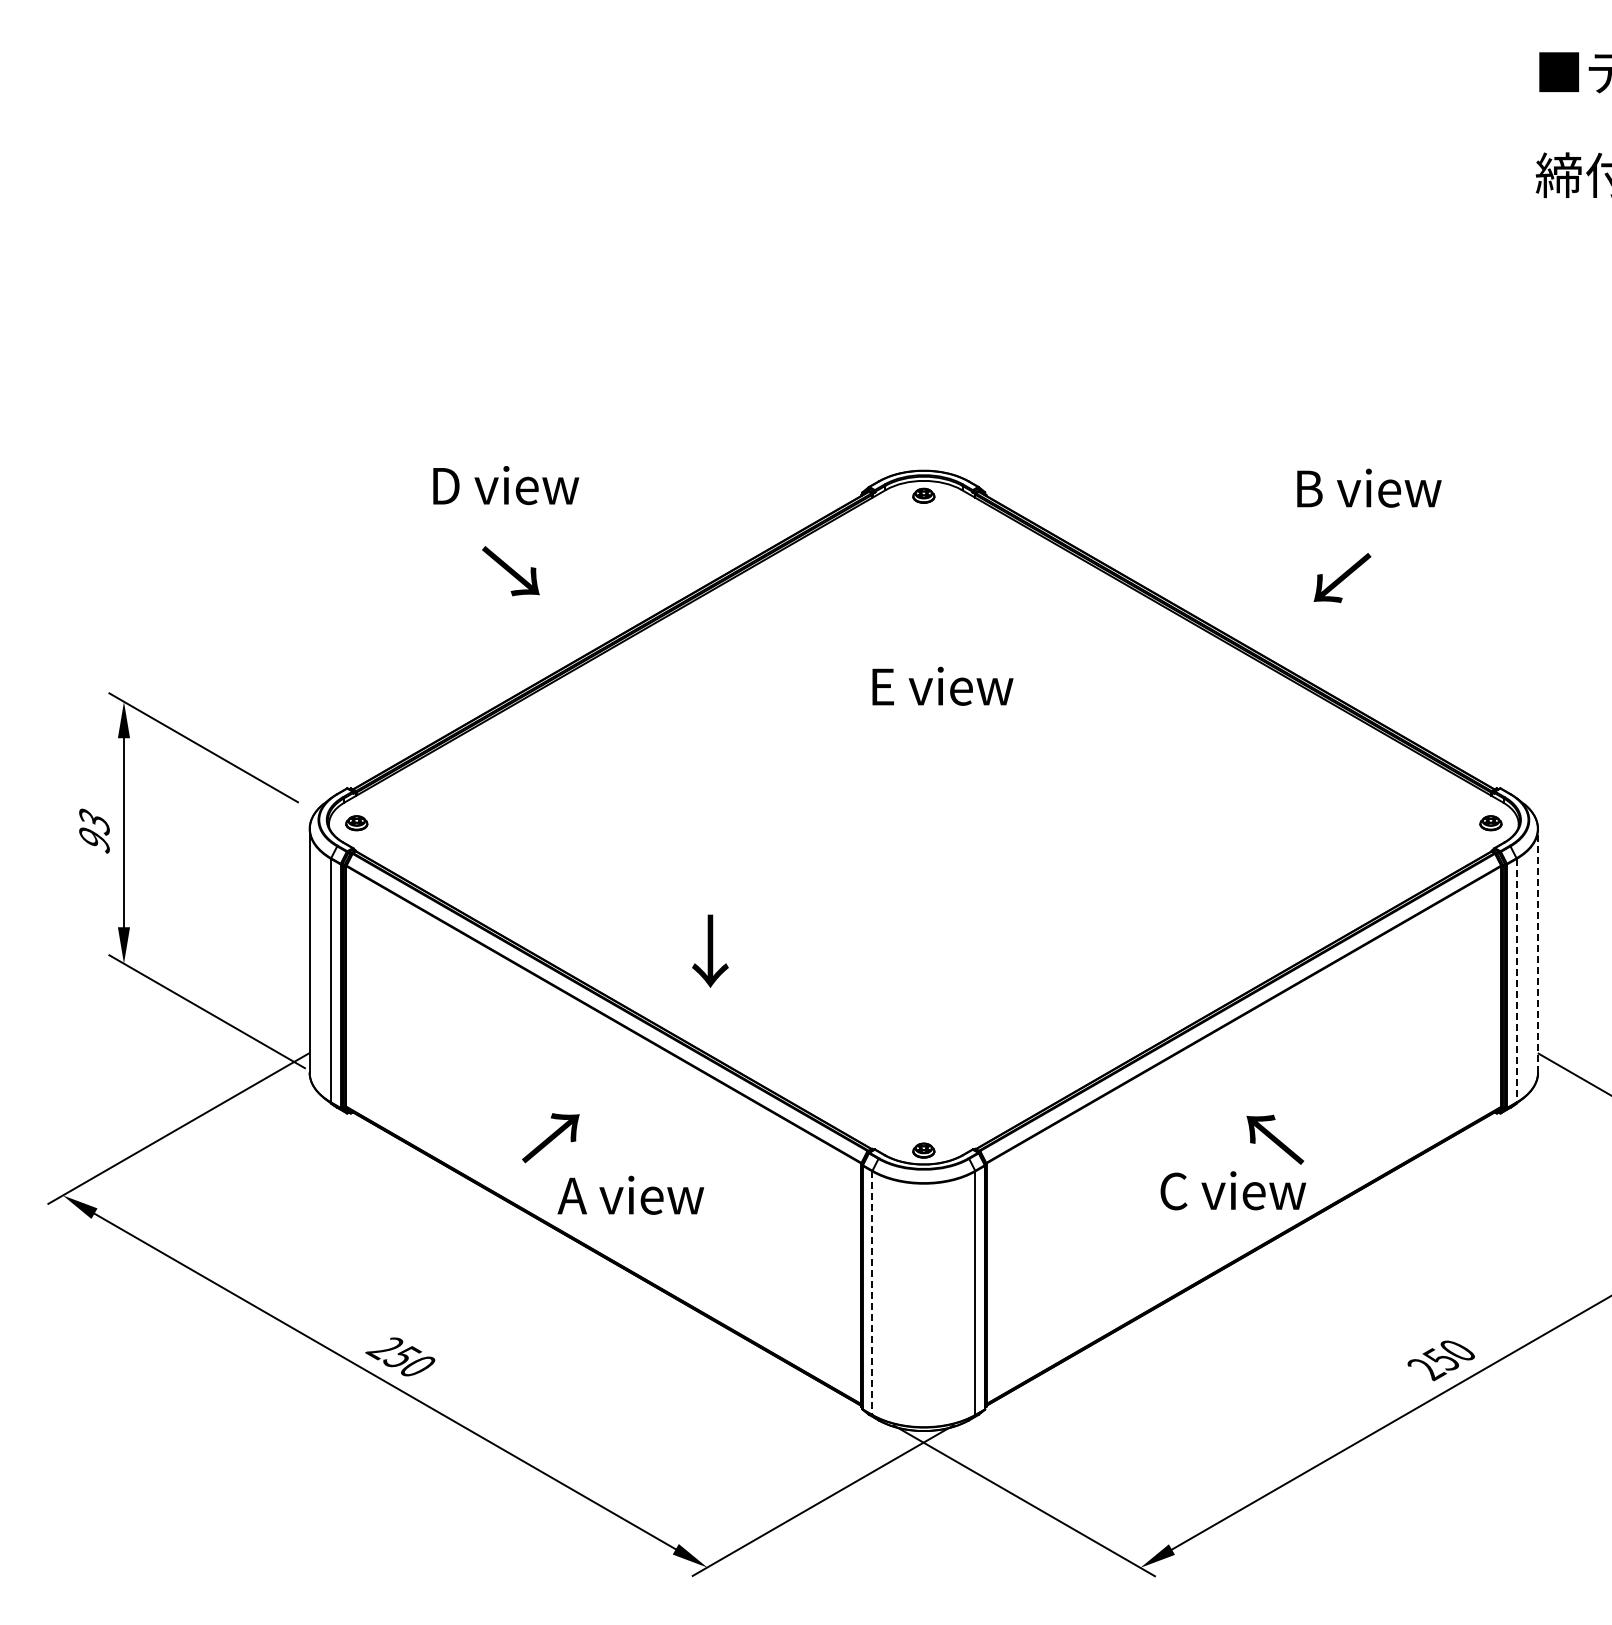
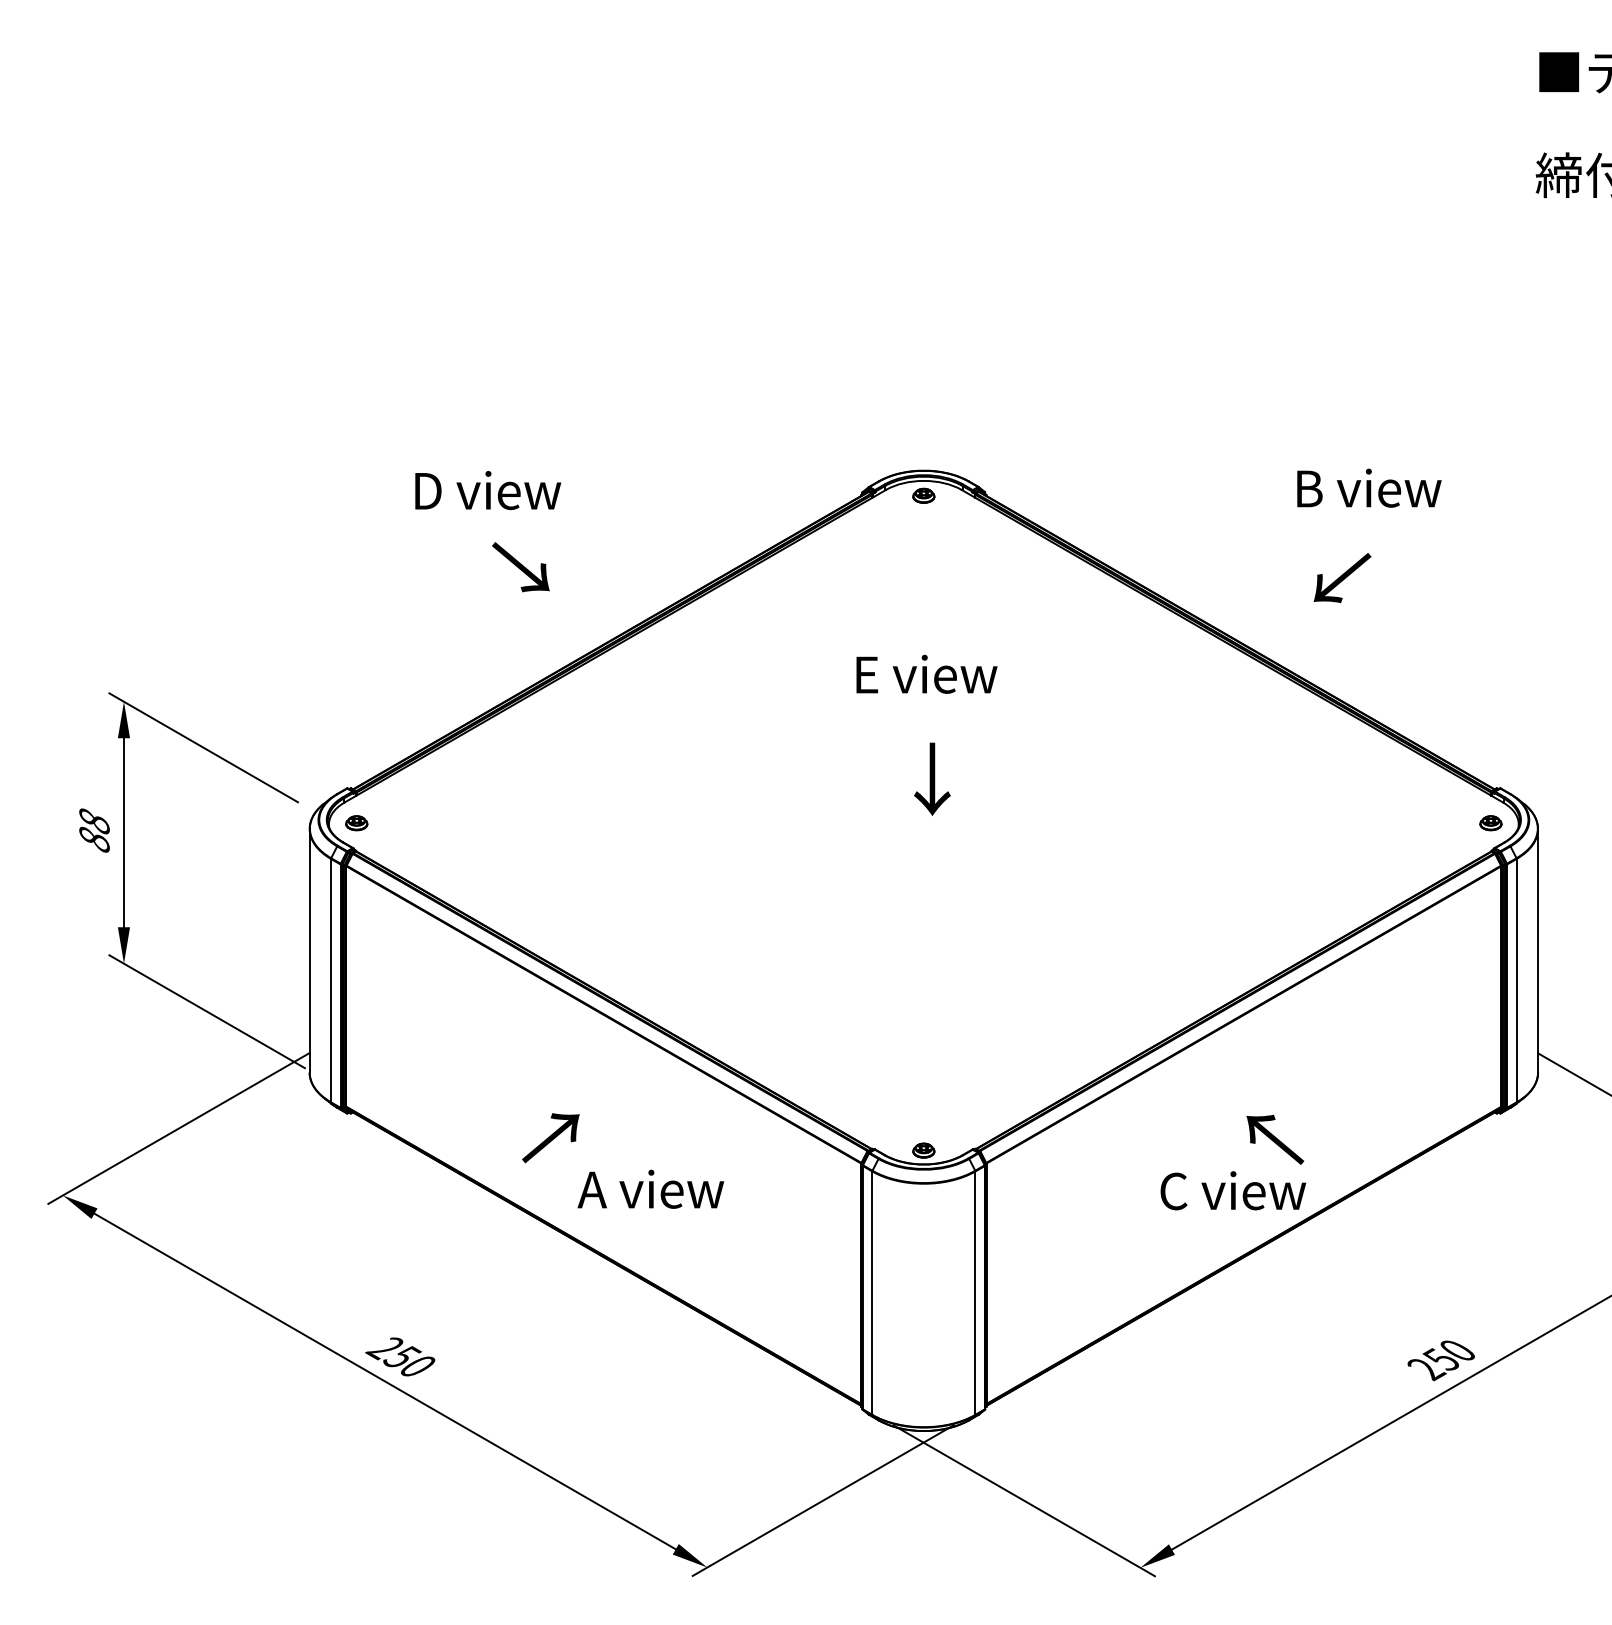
text position: (506, 485) -> (488, 490) (488, 490)
text position: (510, 571) -> (520, 567) (520, 567)
text position: (942, 685) -> (926, 673) (926, 673)
text: 93 -> 88 (94, 830)
text position: (710, 950) -> (932, 778) (932, 778)
line: dashed -> solid (1538, 950)
line: dashed -> solid (1516, 980)
text position: (630, 1194) -> (650, 1188) (650, 1188)
line: dashed -> solid (872, 1293)
